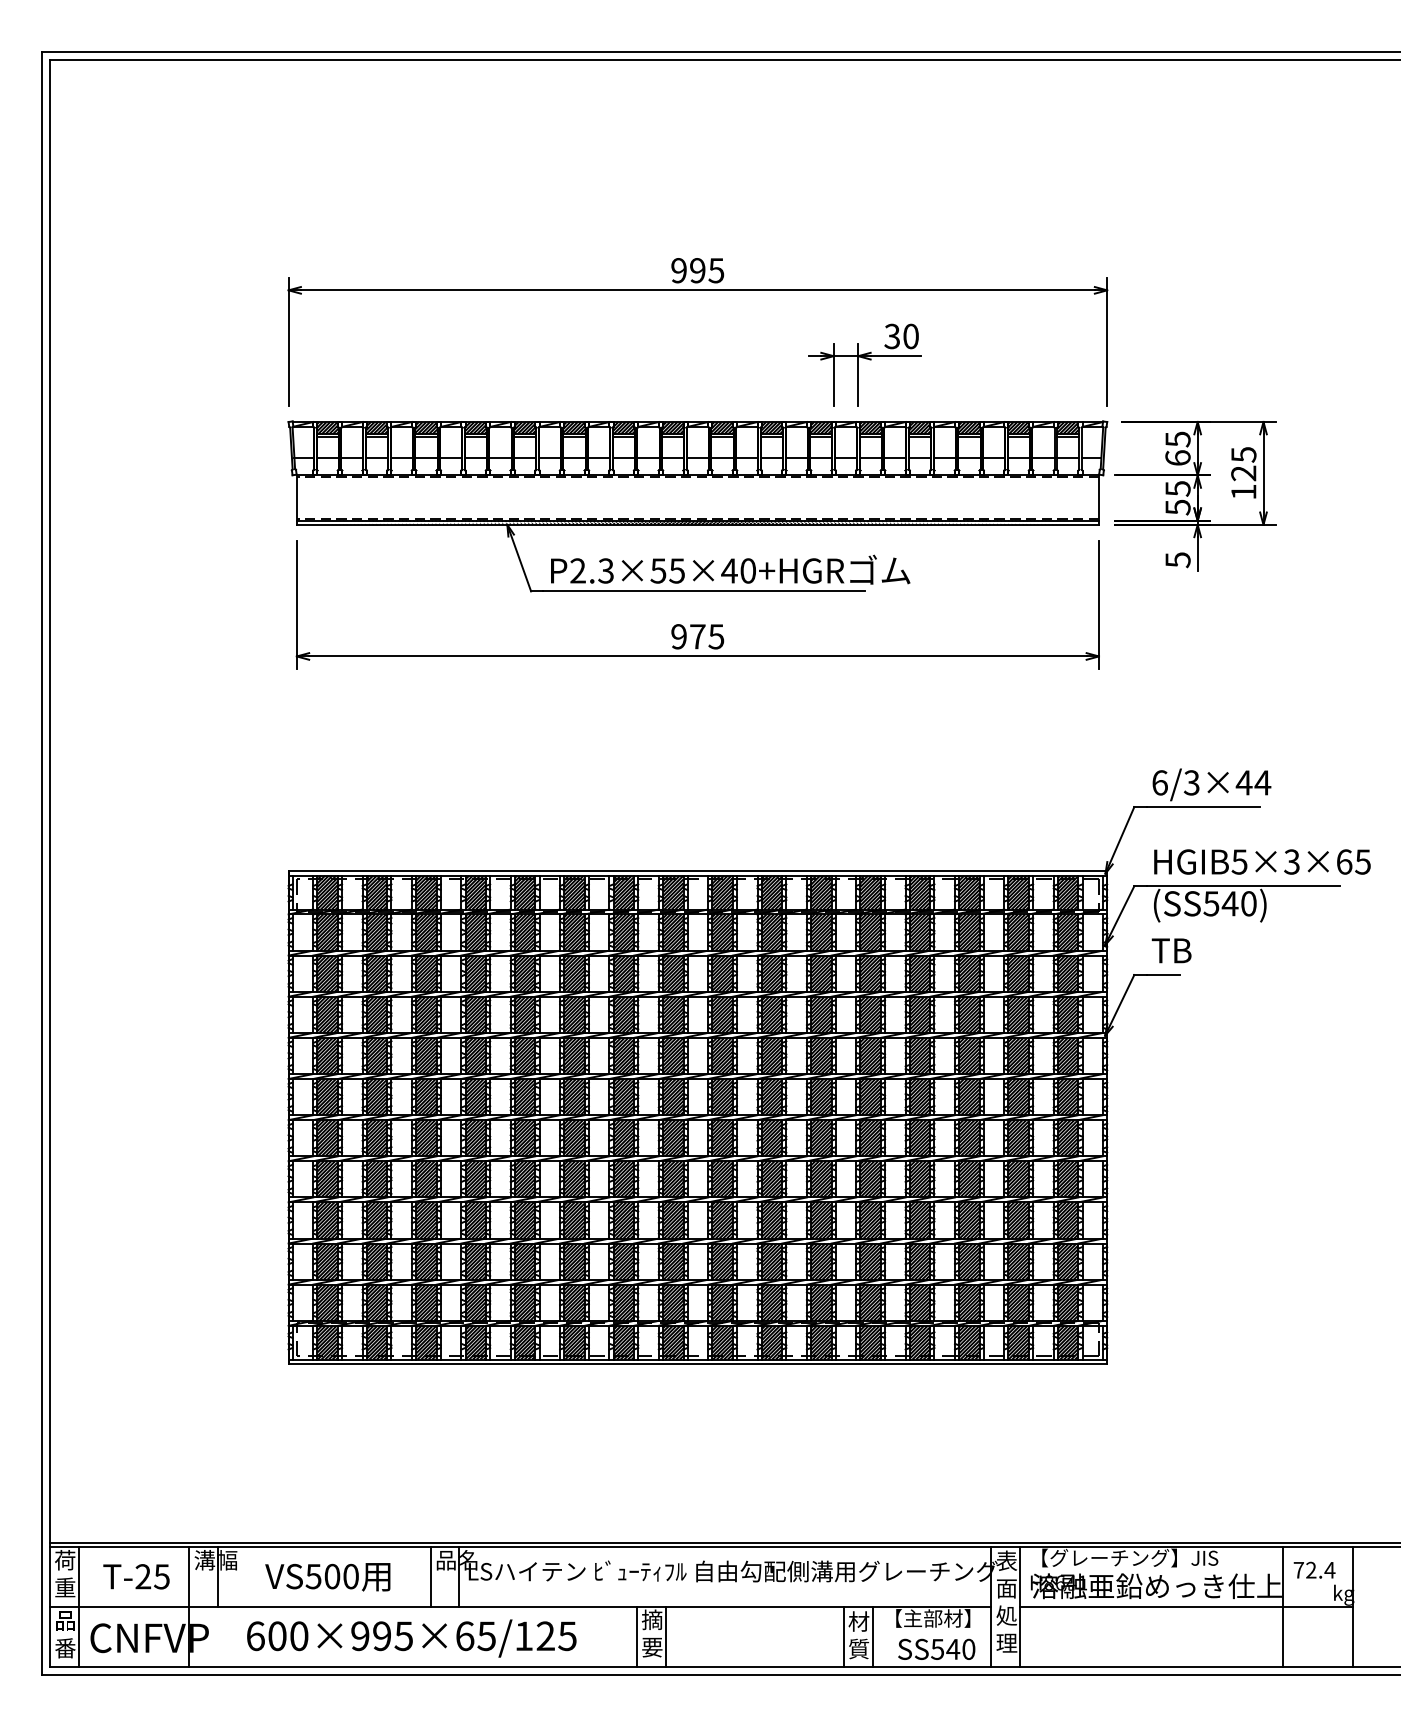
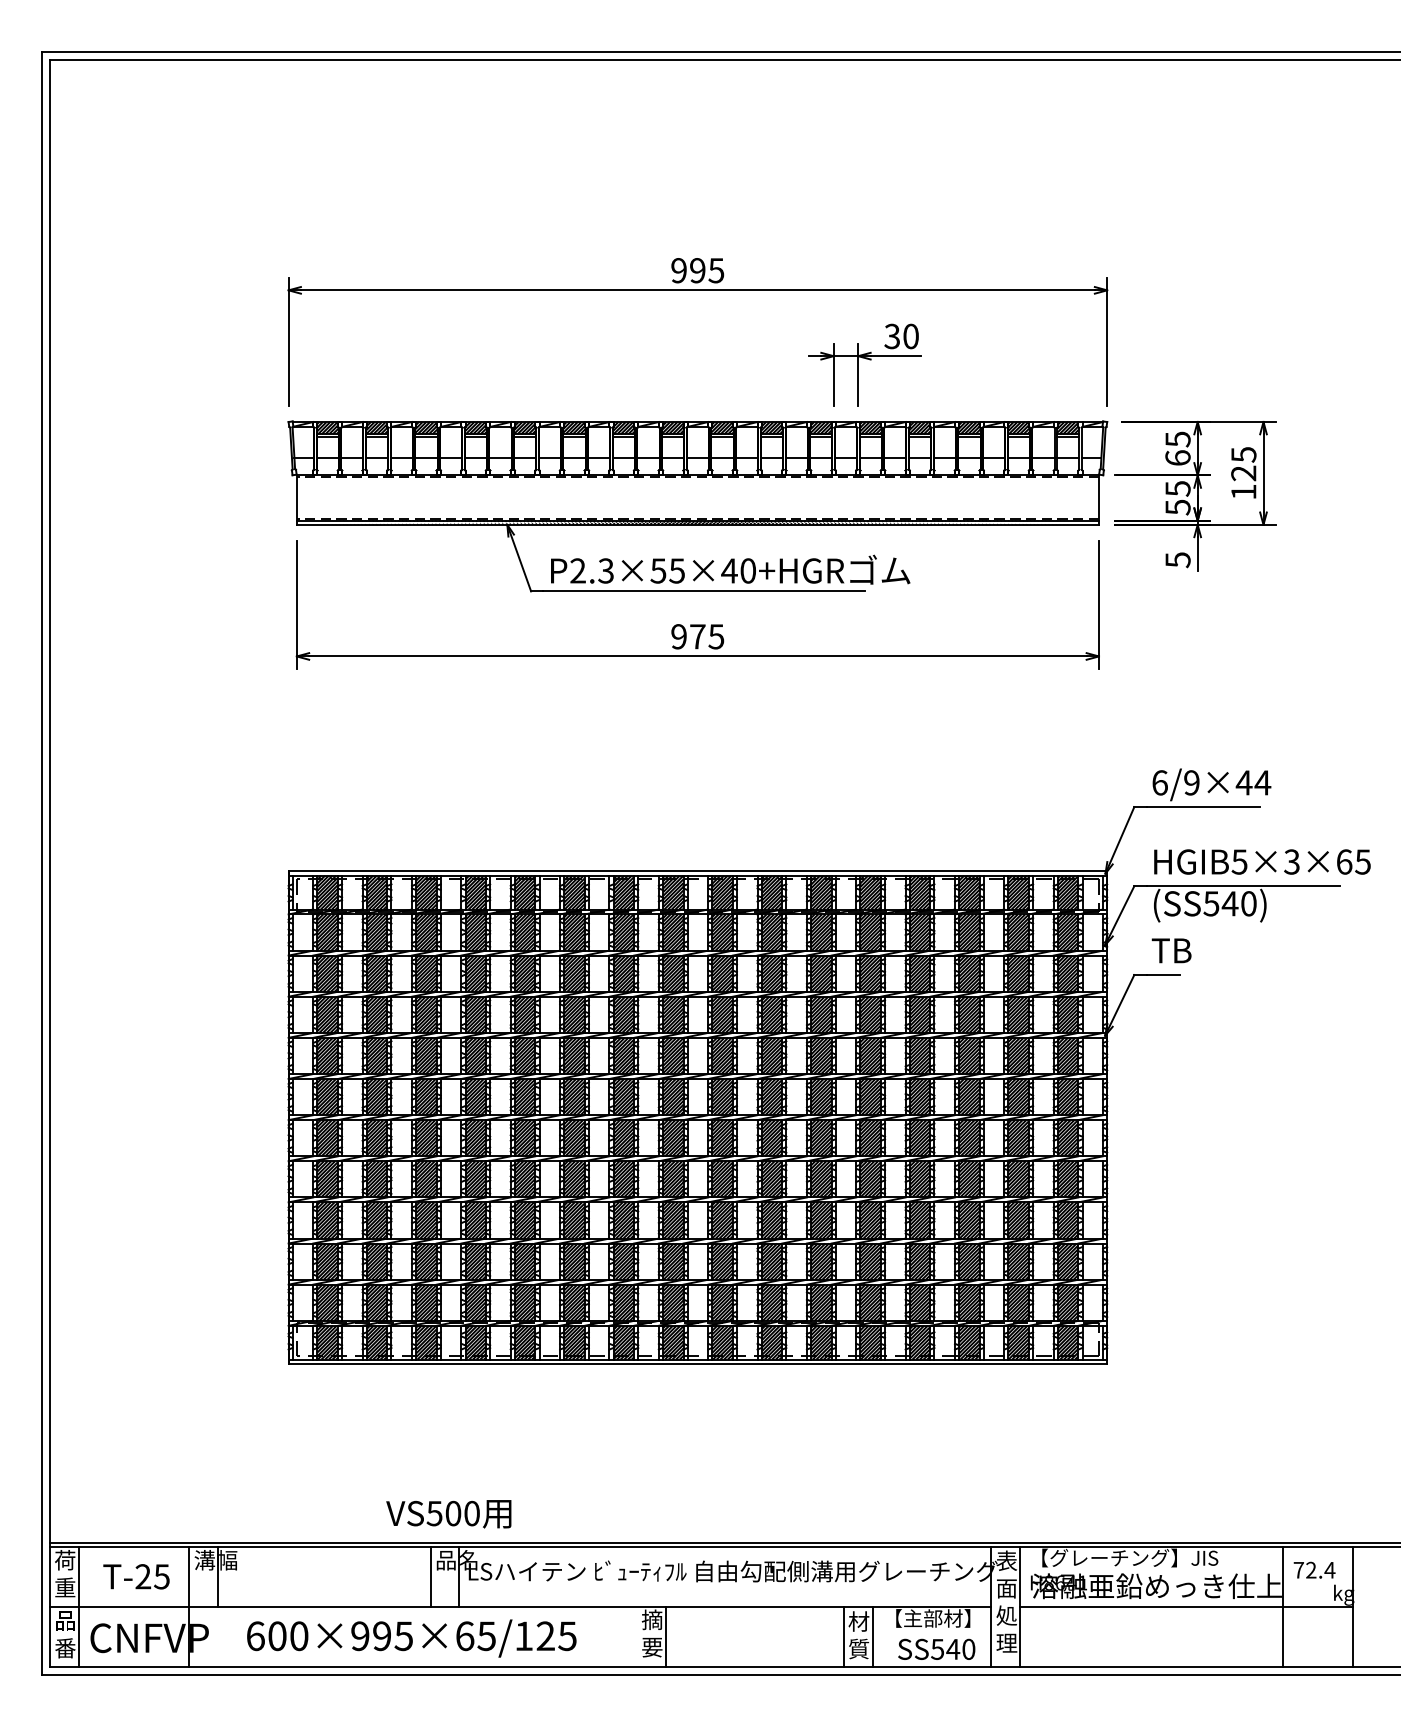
text: 6/3×44 -> 6/9×44 (1191, 782)
text position: (327, 1577) -> (448, 1514) (448, 1514)
line: present -> none (637, 1636)
